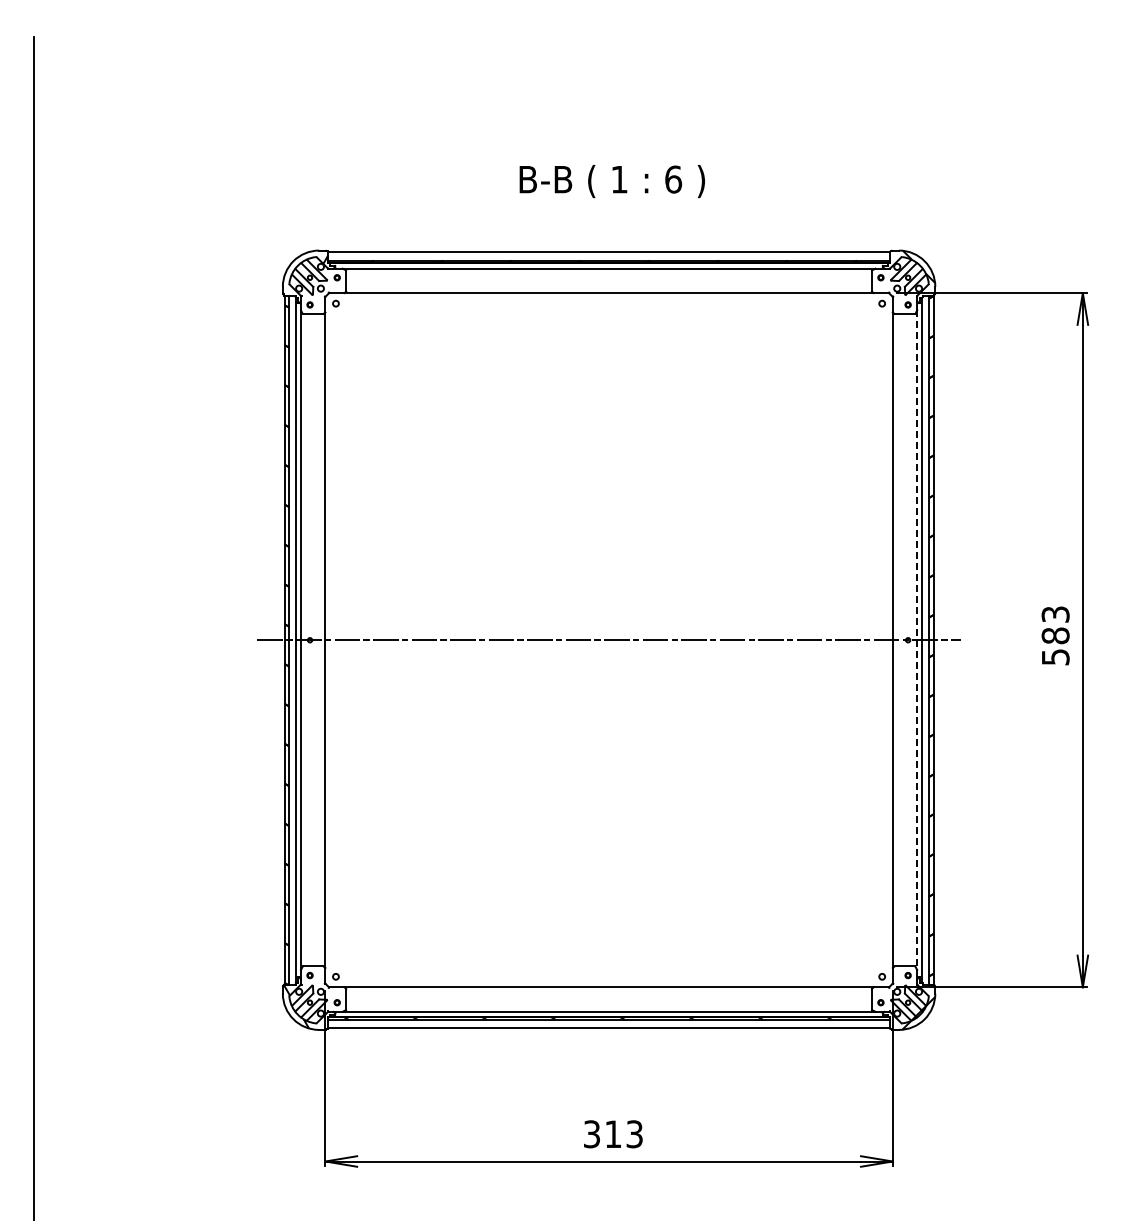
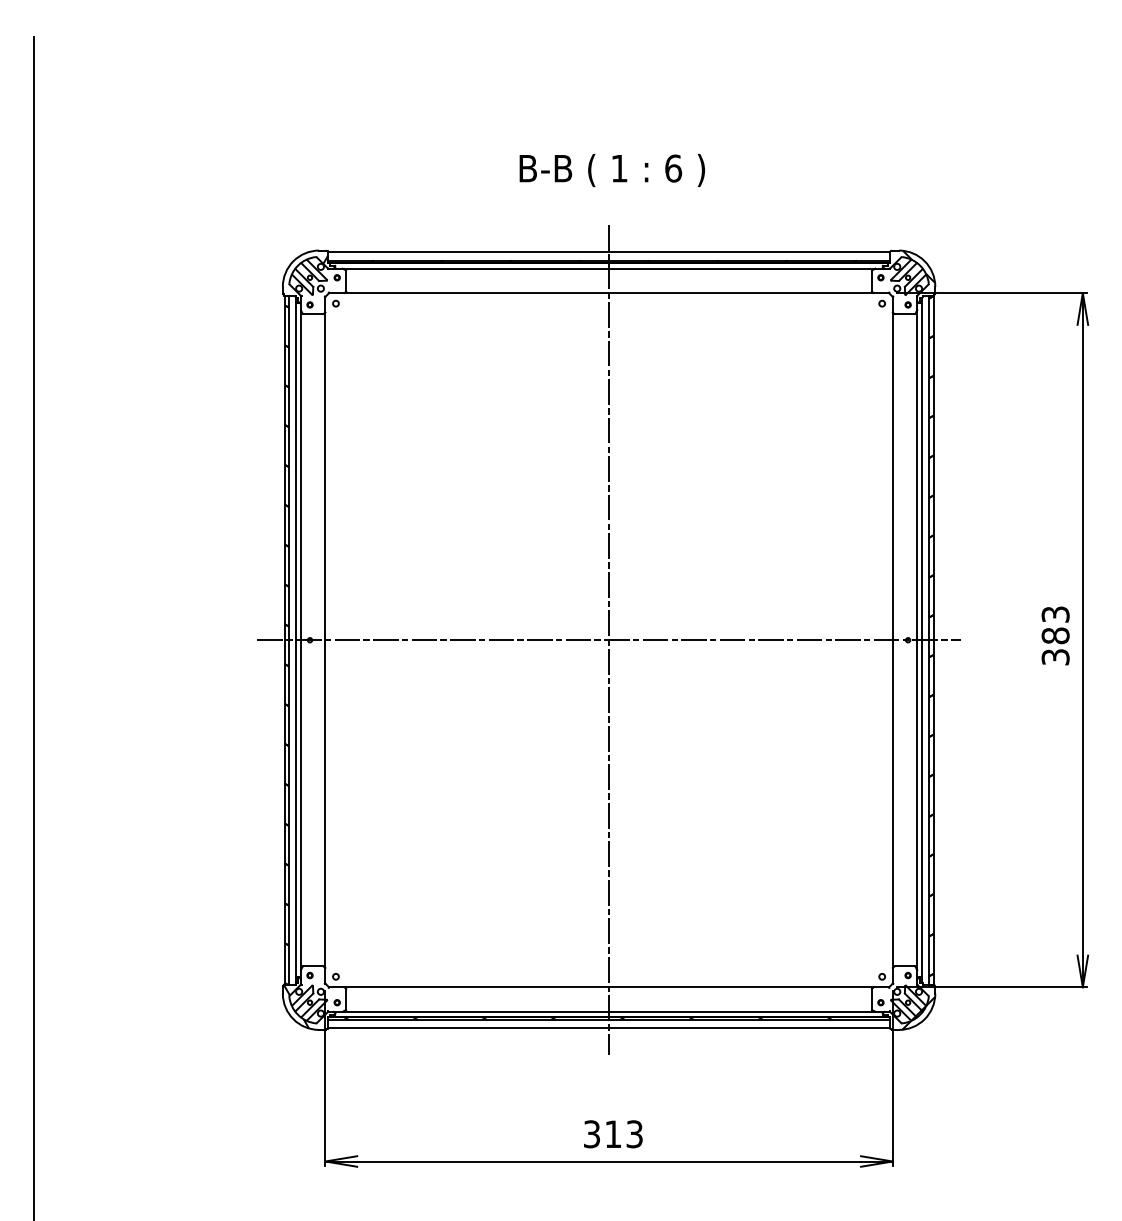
text position: (611, 181) -> (611, 170) (611, 170)
line: none -> present (609, 640)
line: dashed -> solid (917, 640)
text: 583 -> 383 (1055, 656)
